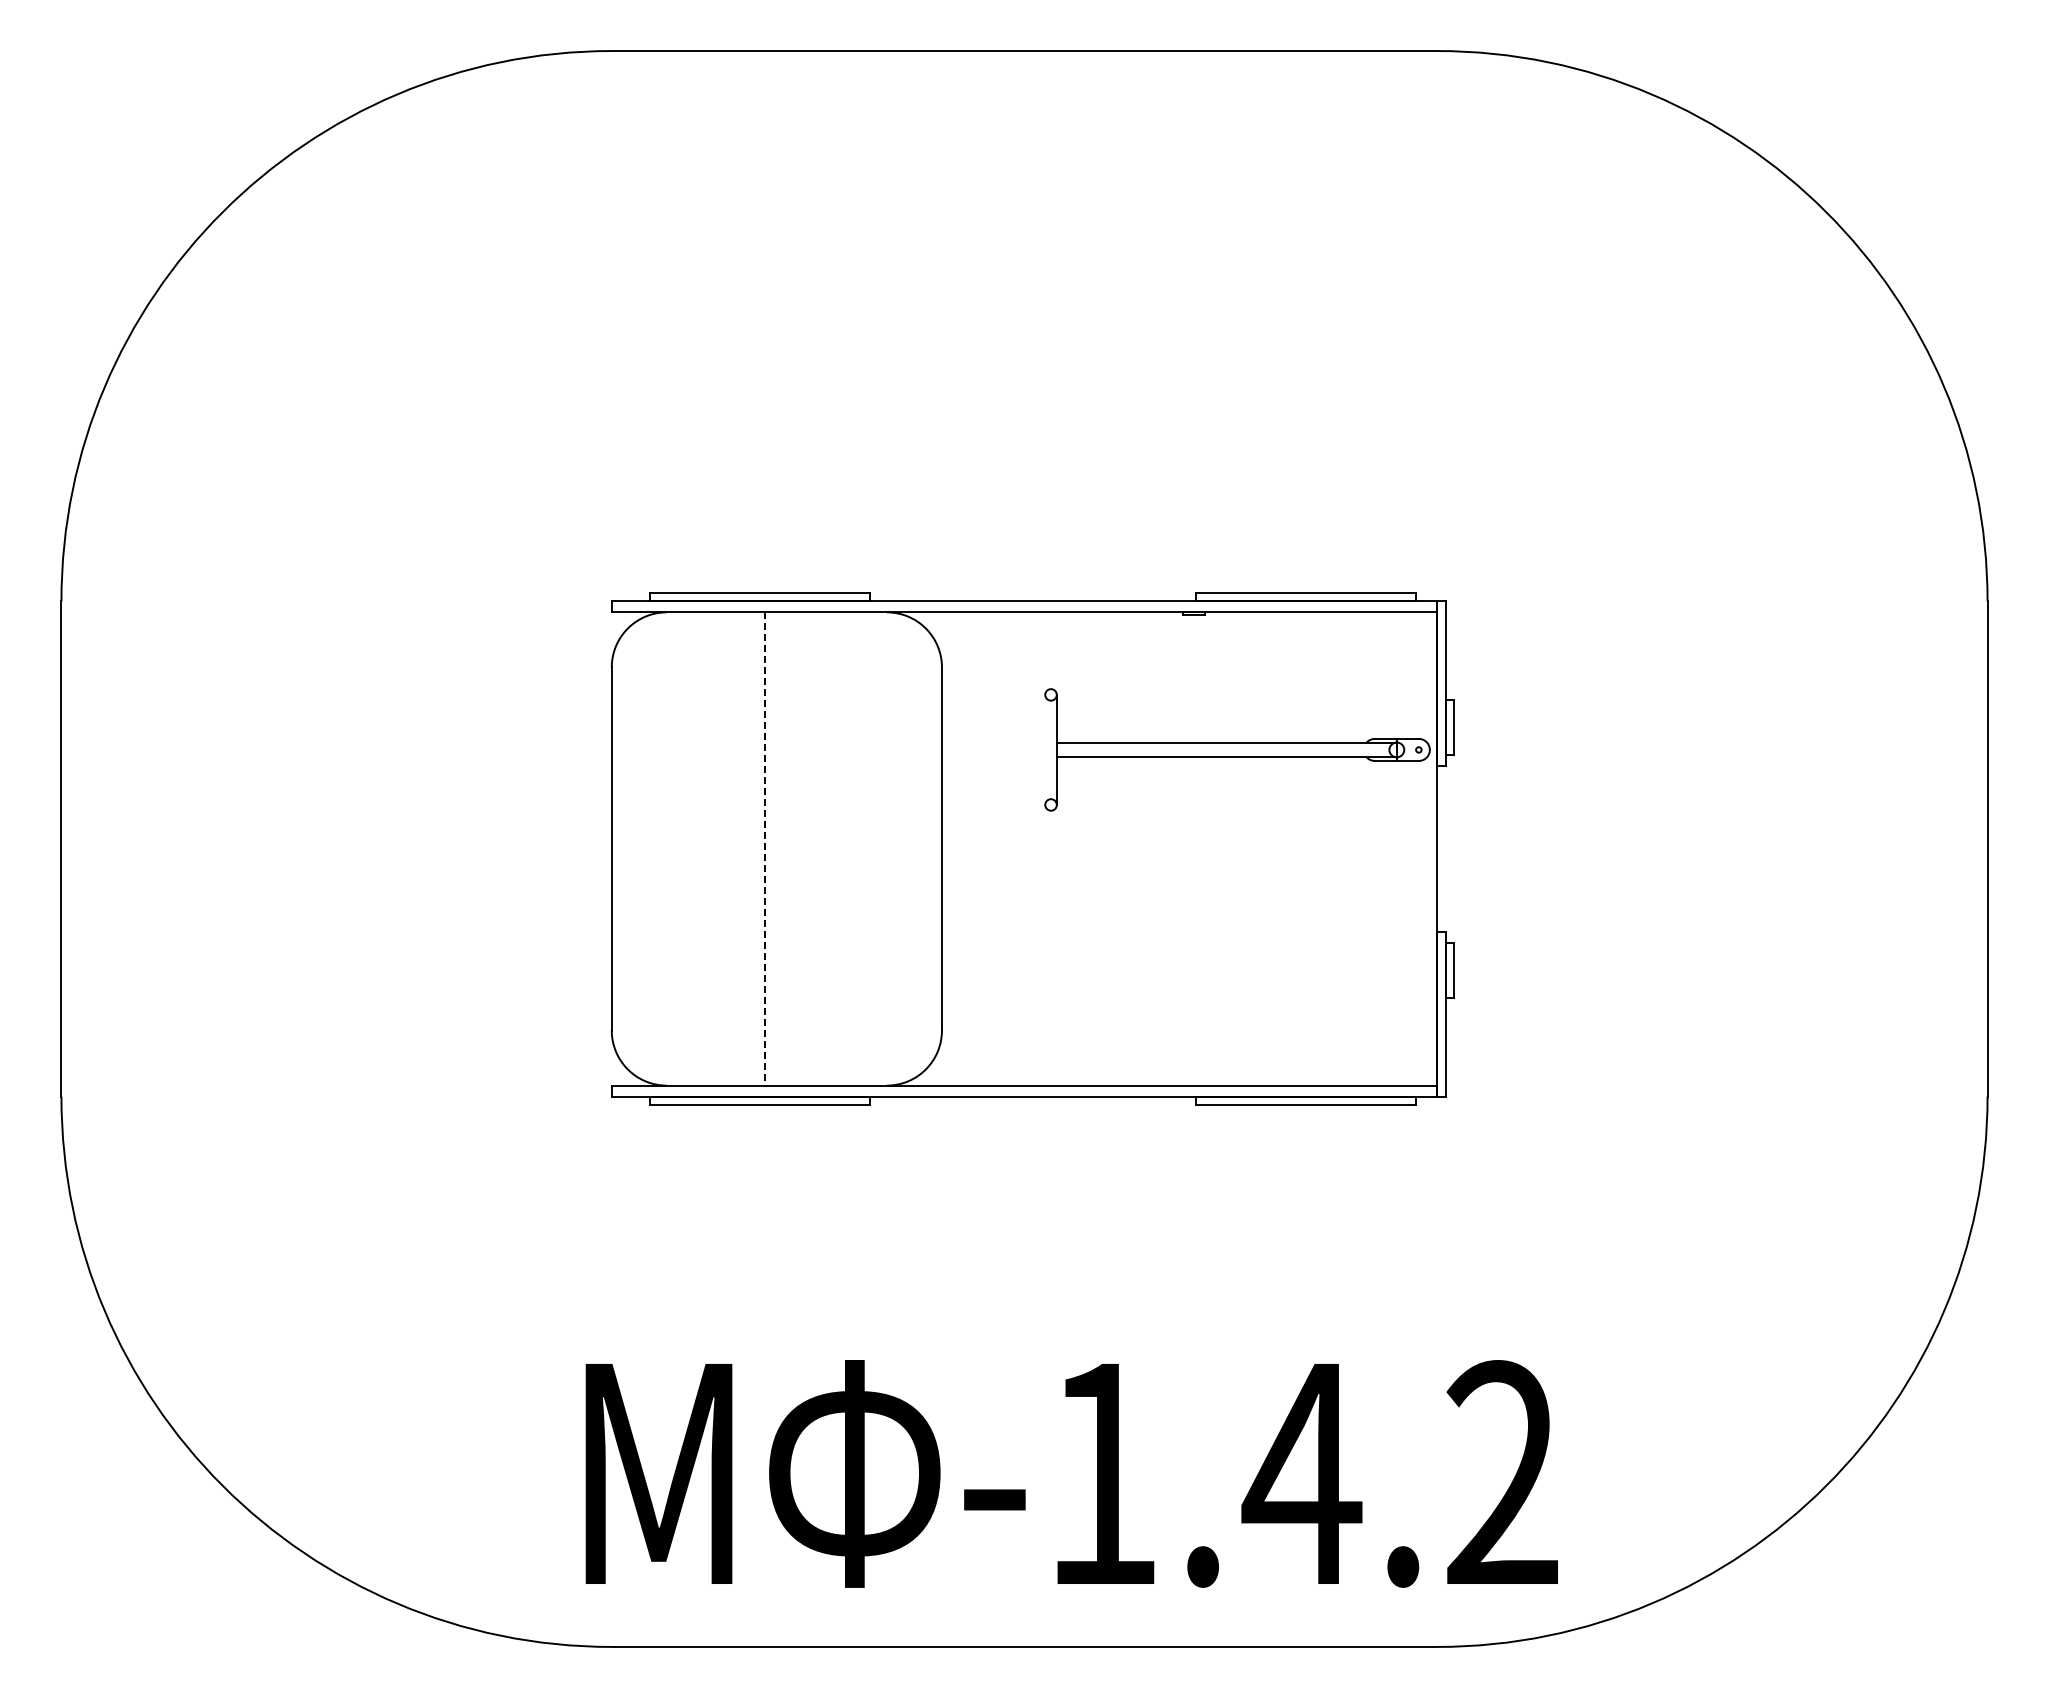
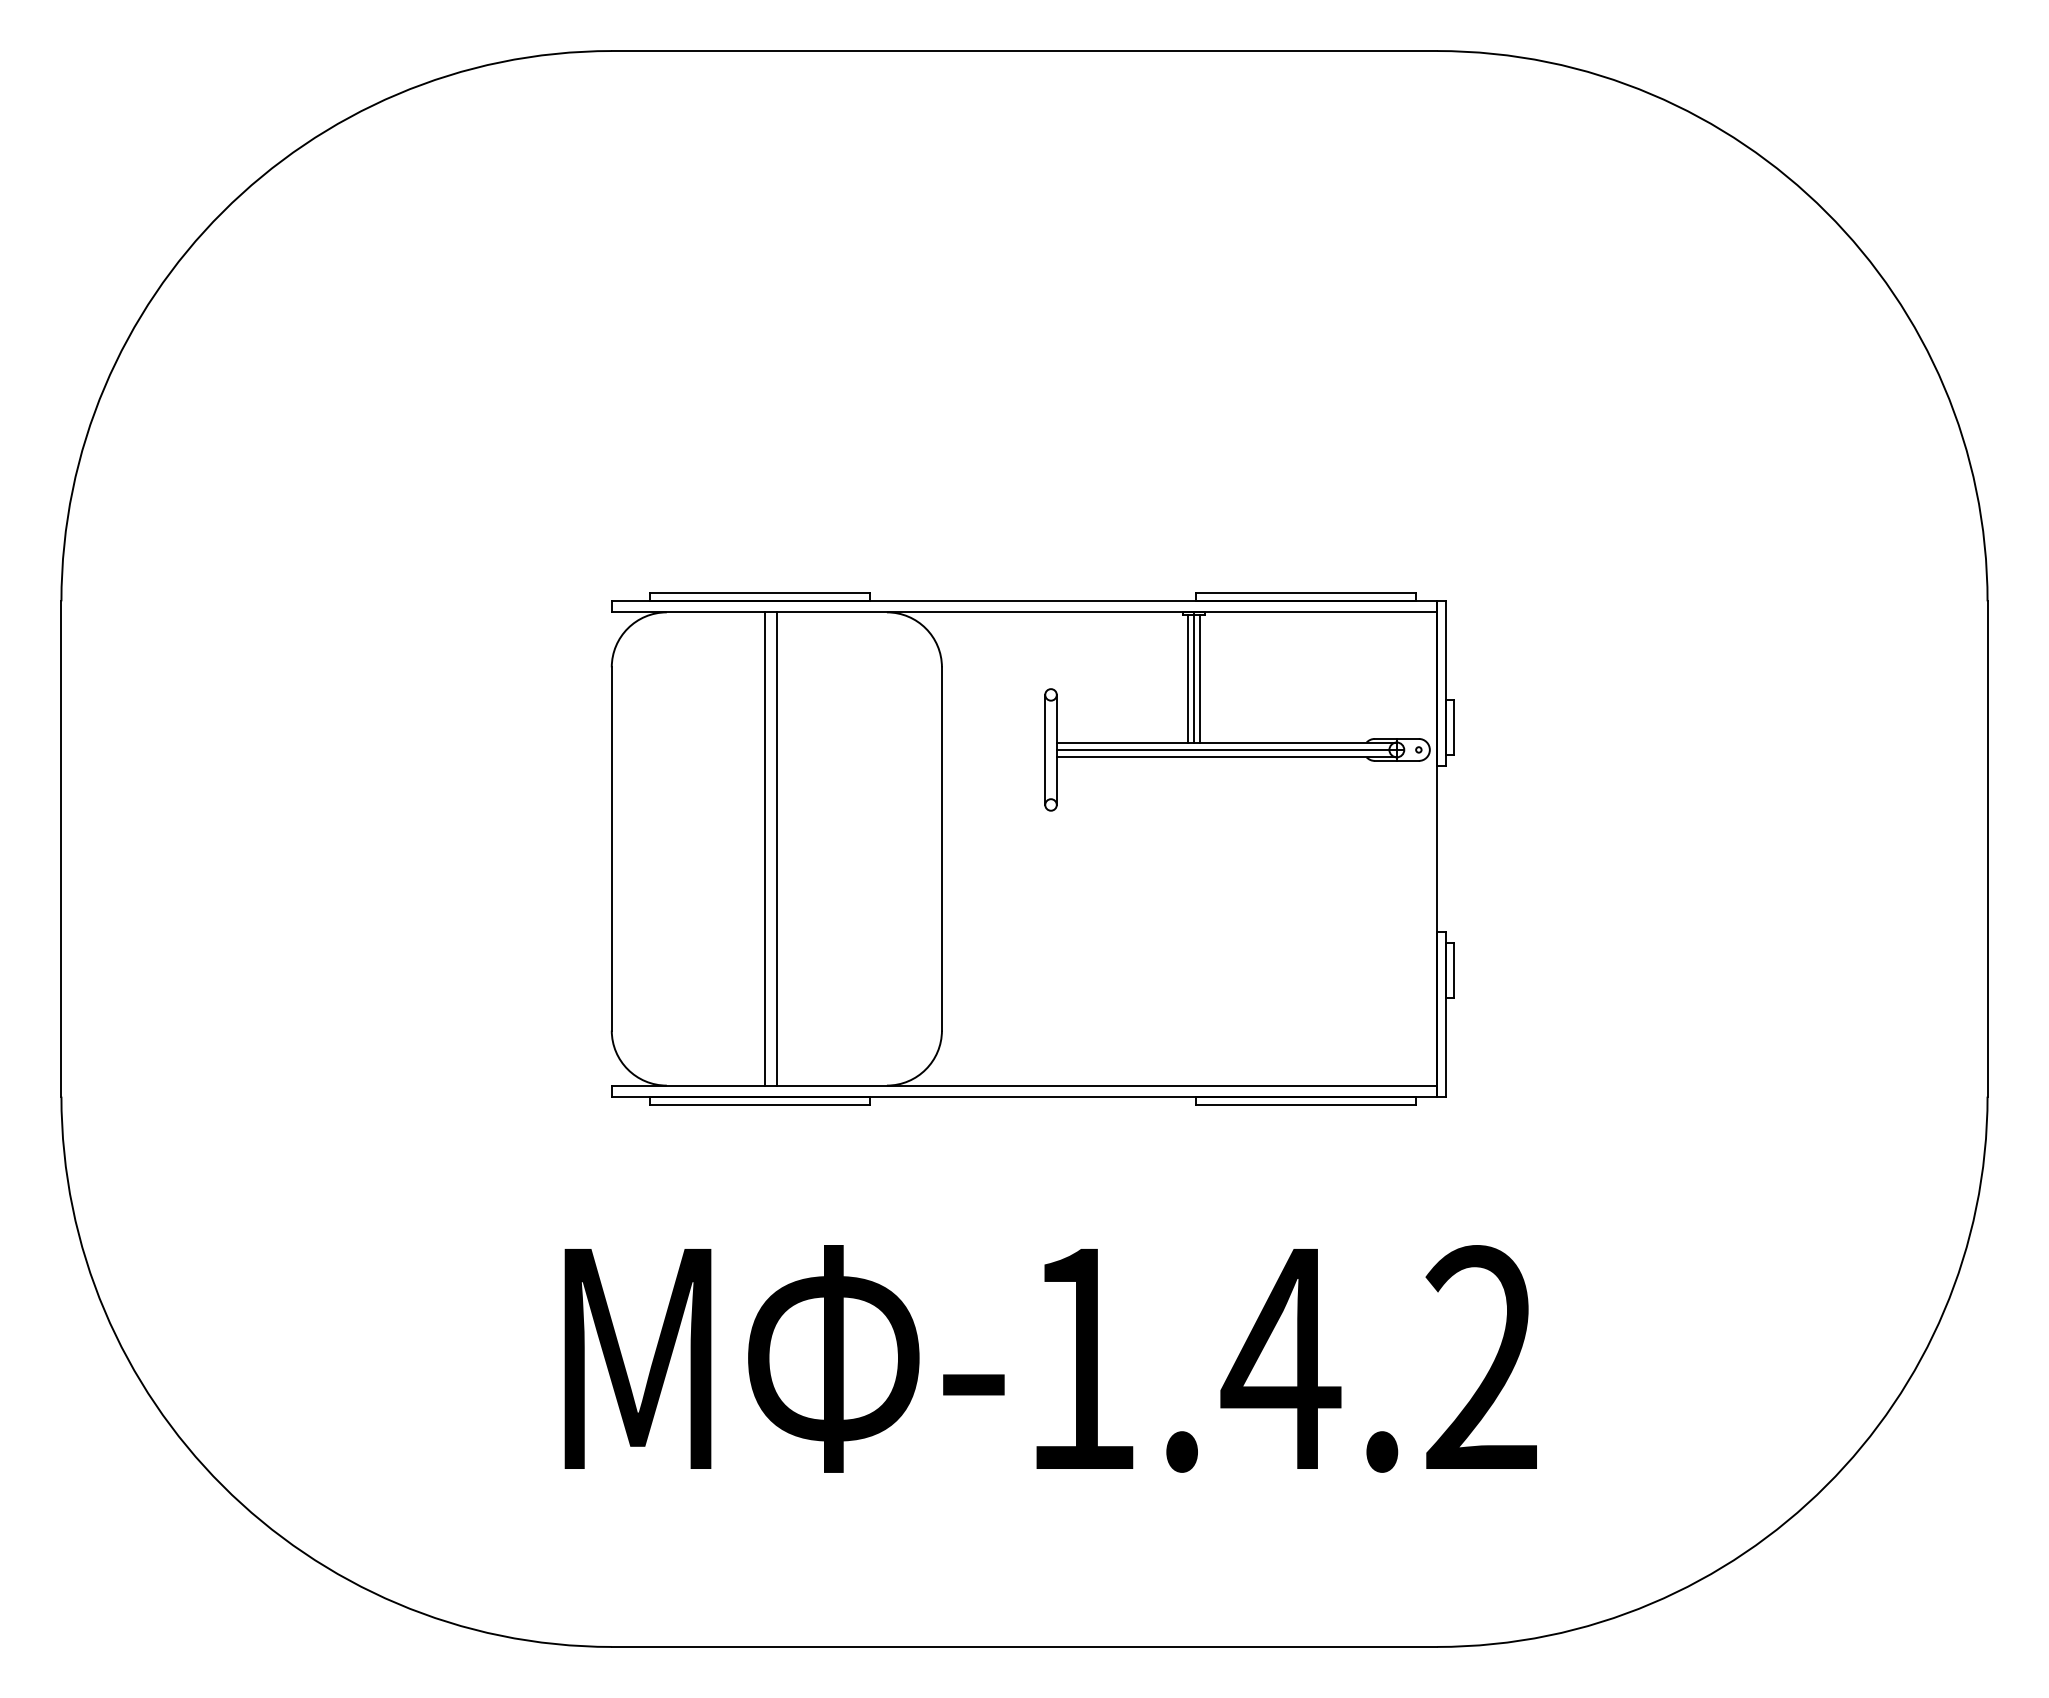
line: none -> present (1193, 677)
line: none -> present (1188, 678)
line: none -> present (1199, 678)
line: none -> present (1045, 749)
line: none -> present (1230, 749)
line: dashed -> solid (764, 848)
line: none -> present (776, 848)
text position: (1071, 1473) -> (1050, 1358) (1050, 1358)
